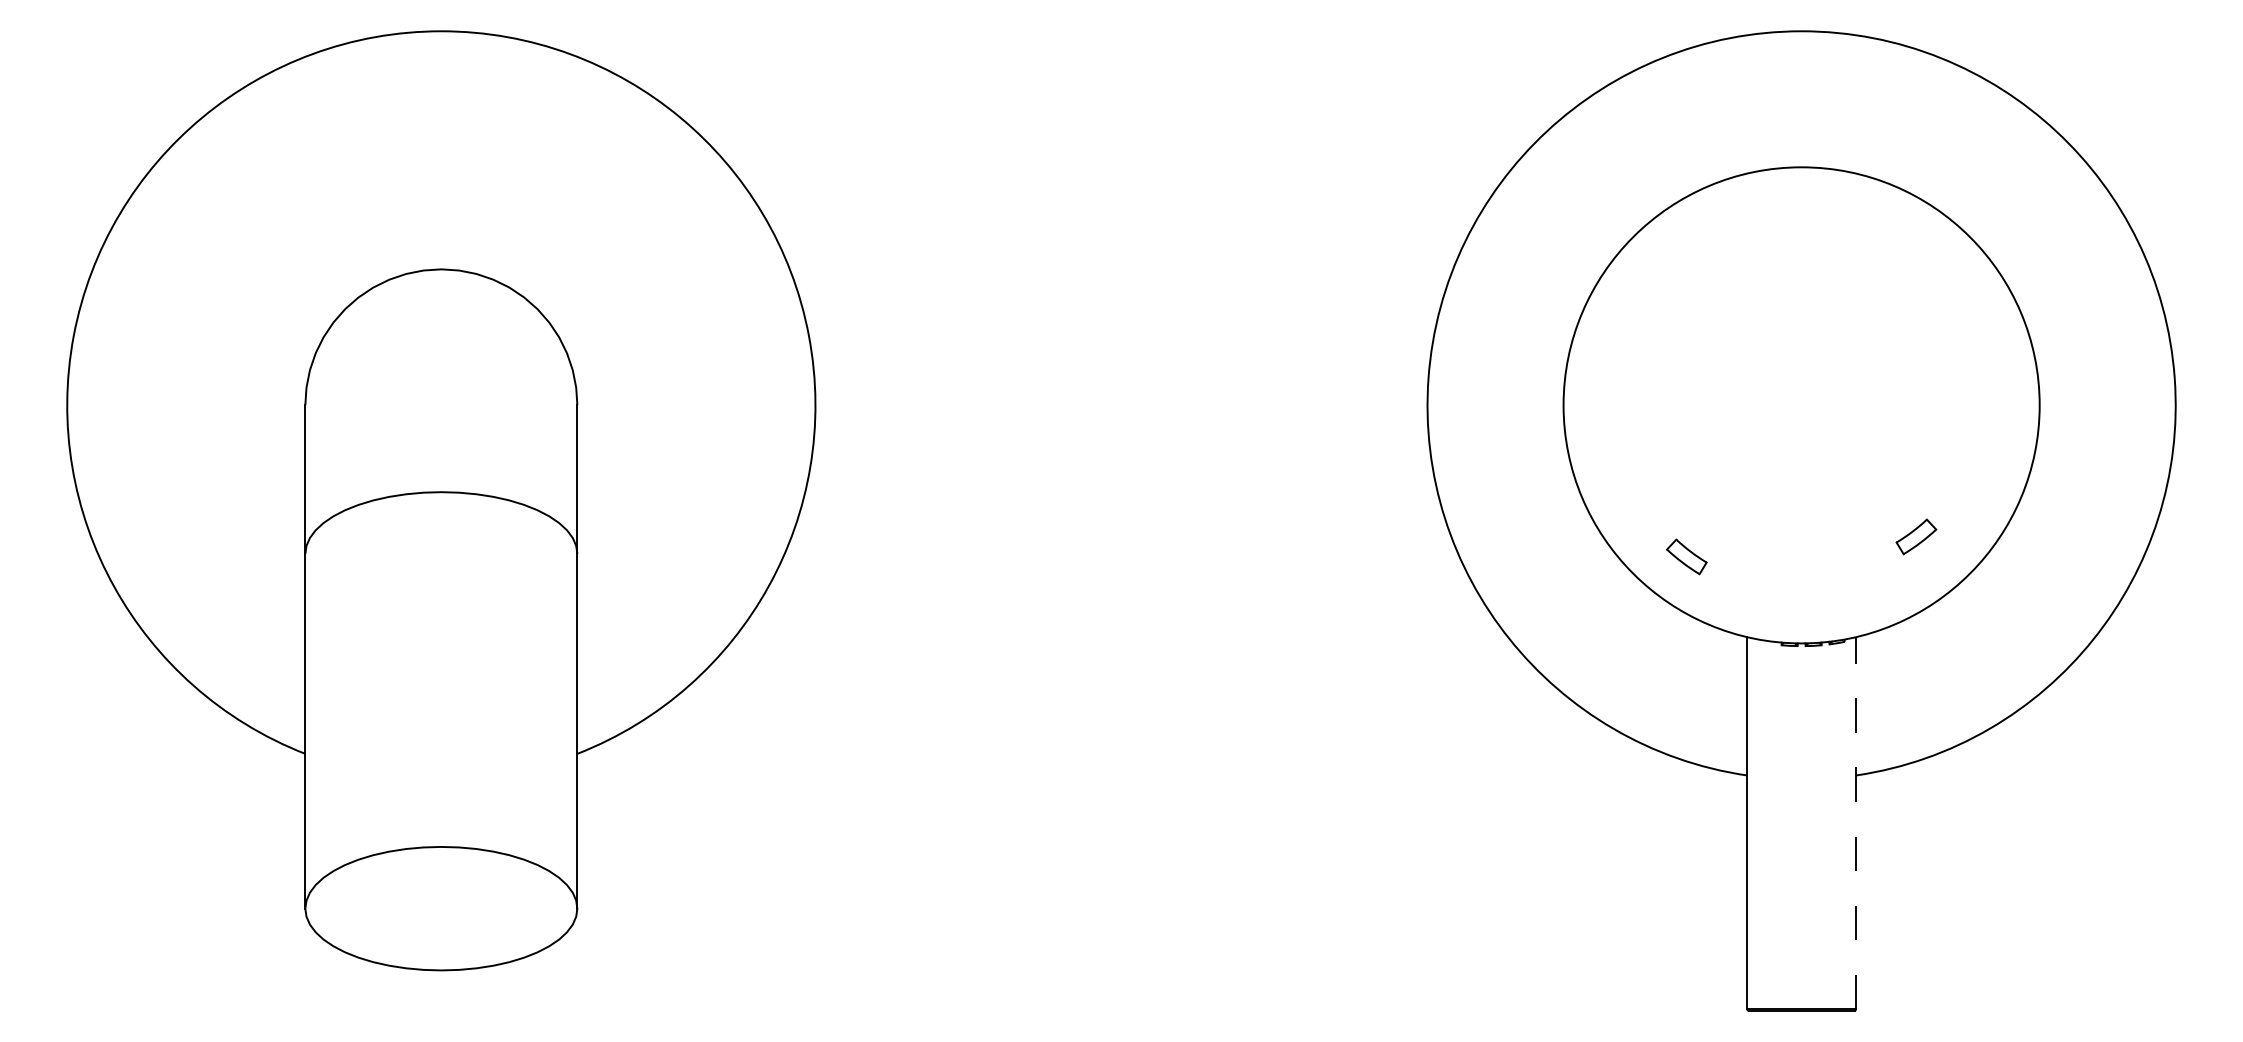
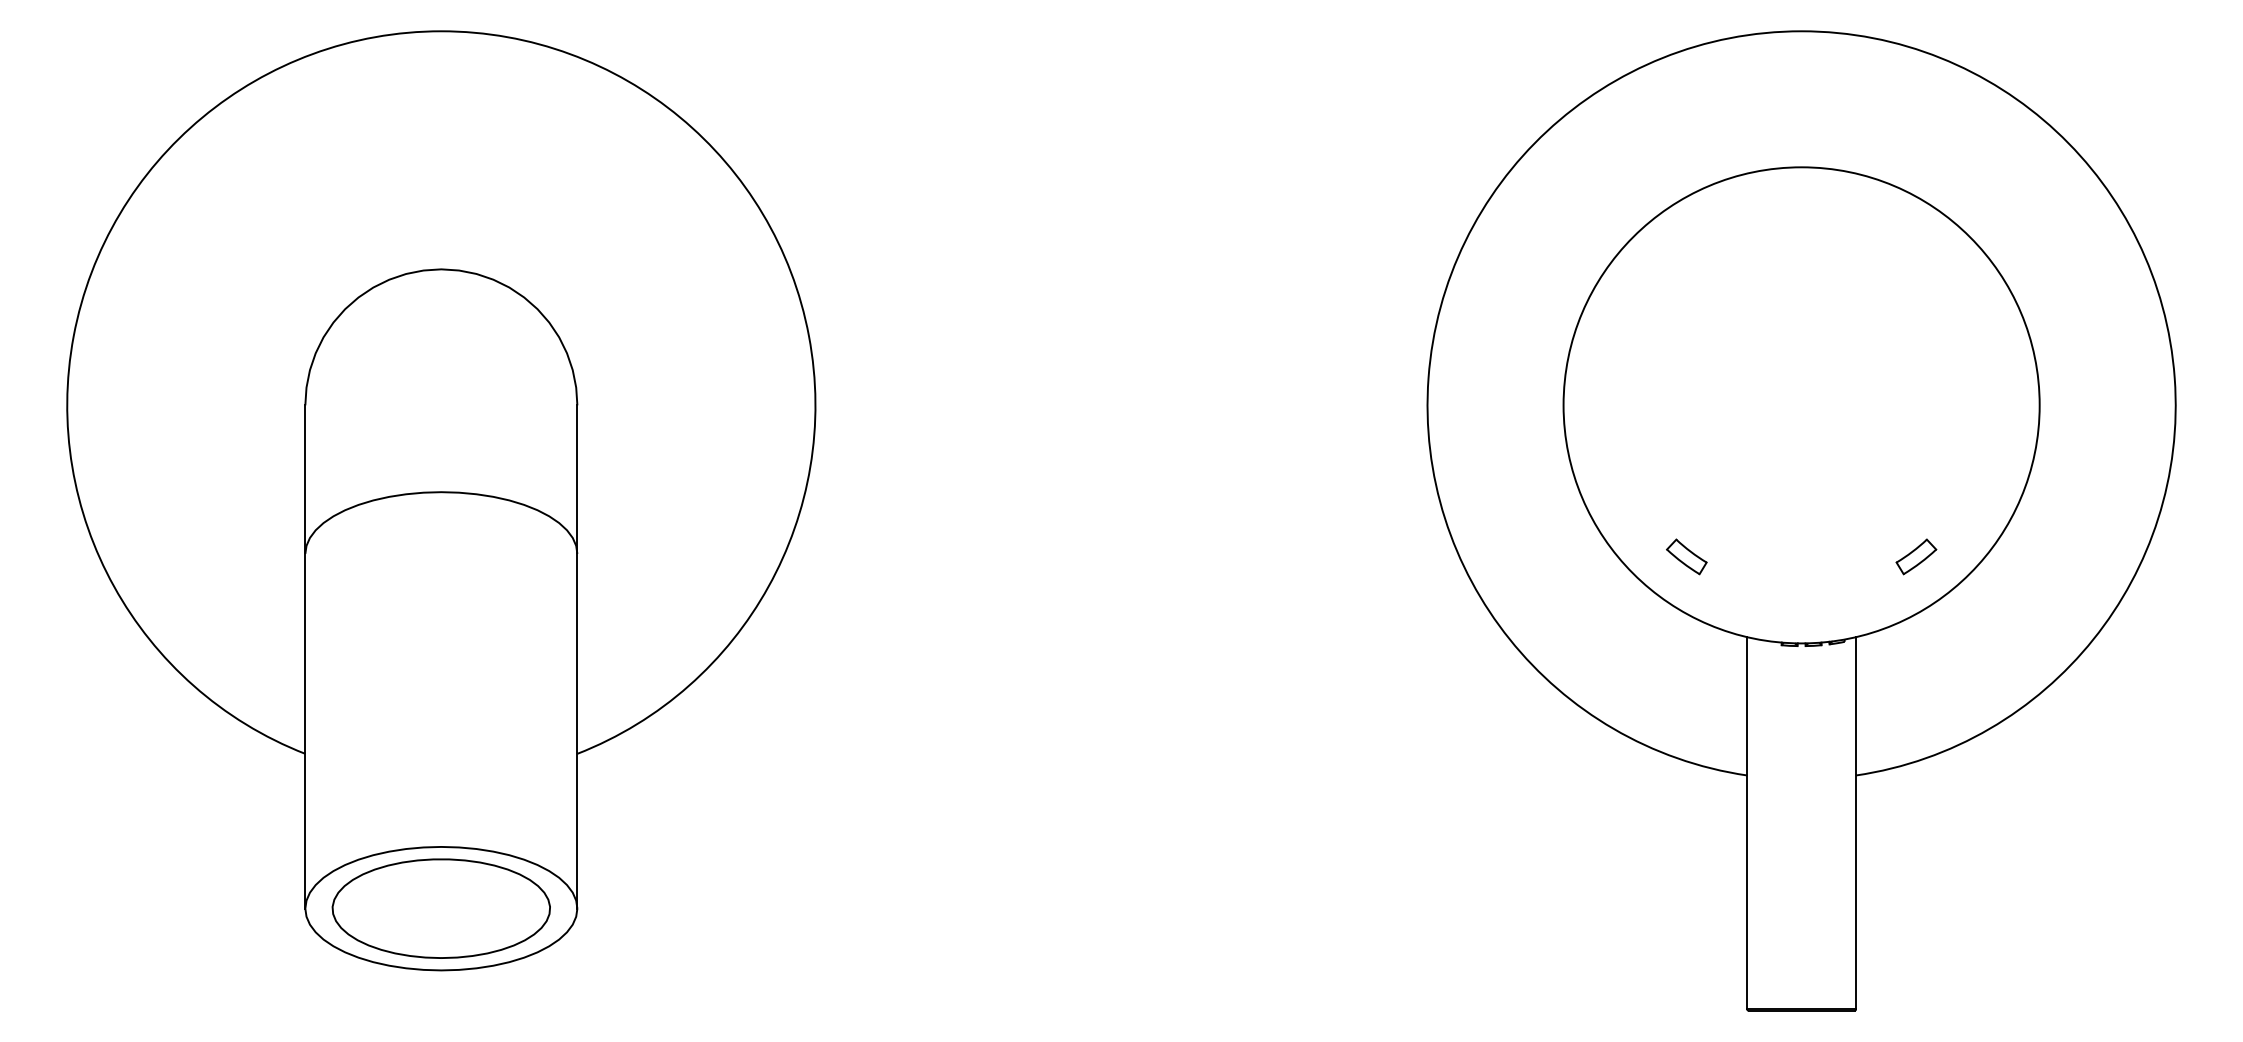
part position: (1916, 536) -> (1916, 556) (1916, 556)
line: dashed -> solid (1856, 822)
part: none -> present (440, 908)
